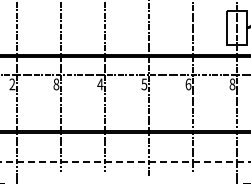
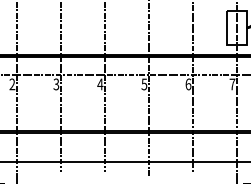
text: 8 -> 3 (56, 84)
text: 8 -> 7 (232, 84)
line: dashed -> solid (125, 161)
